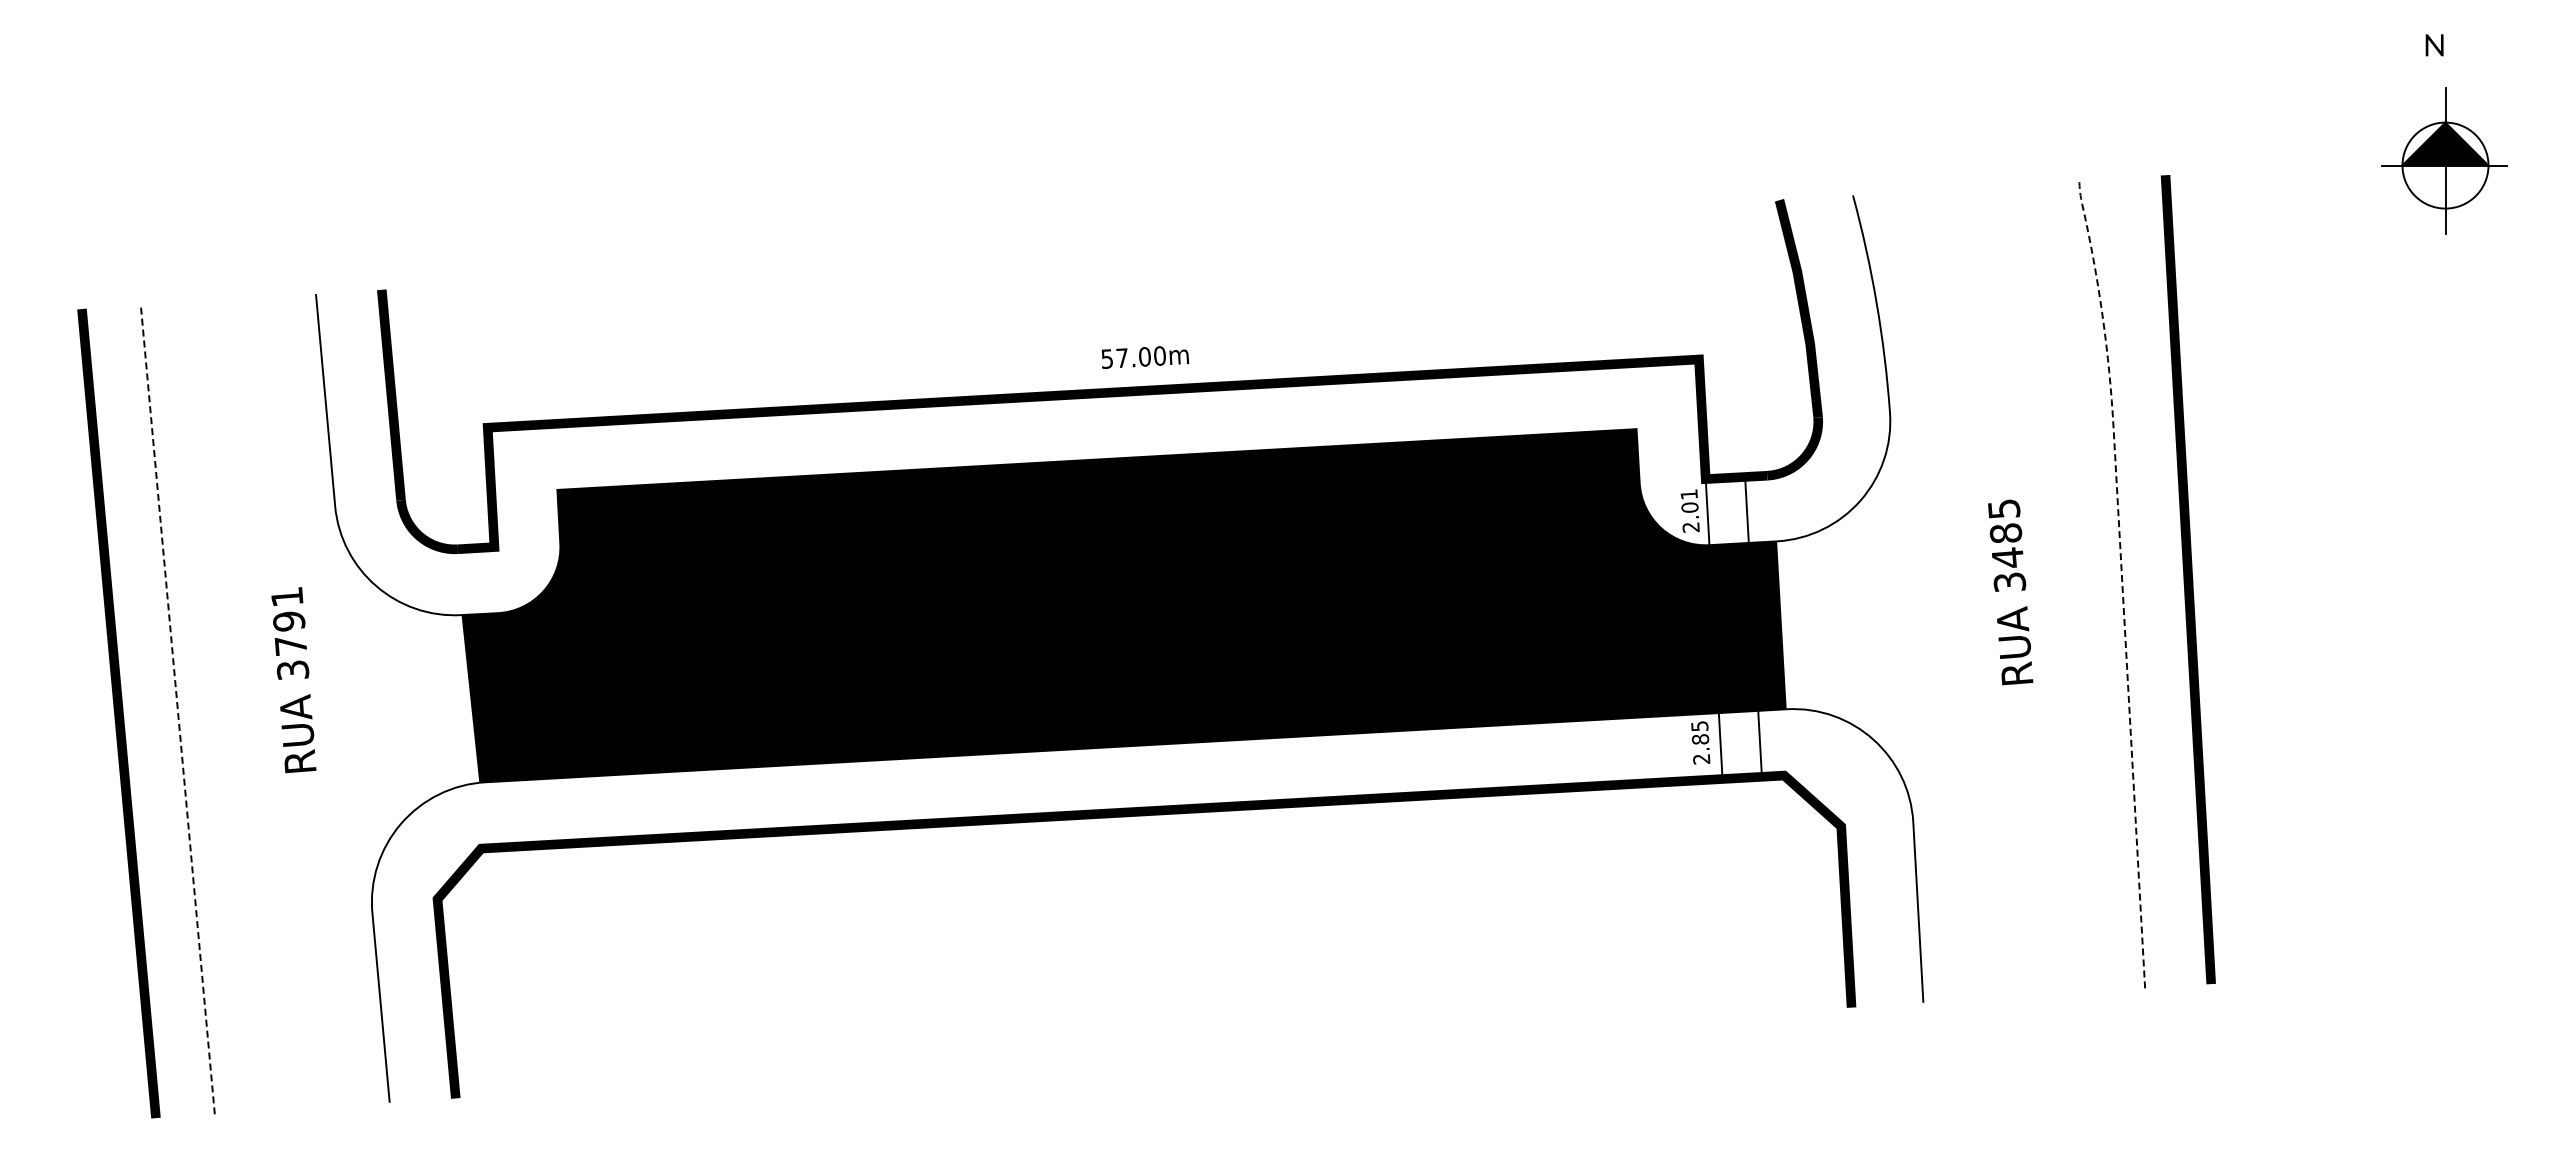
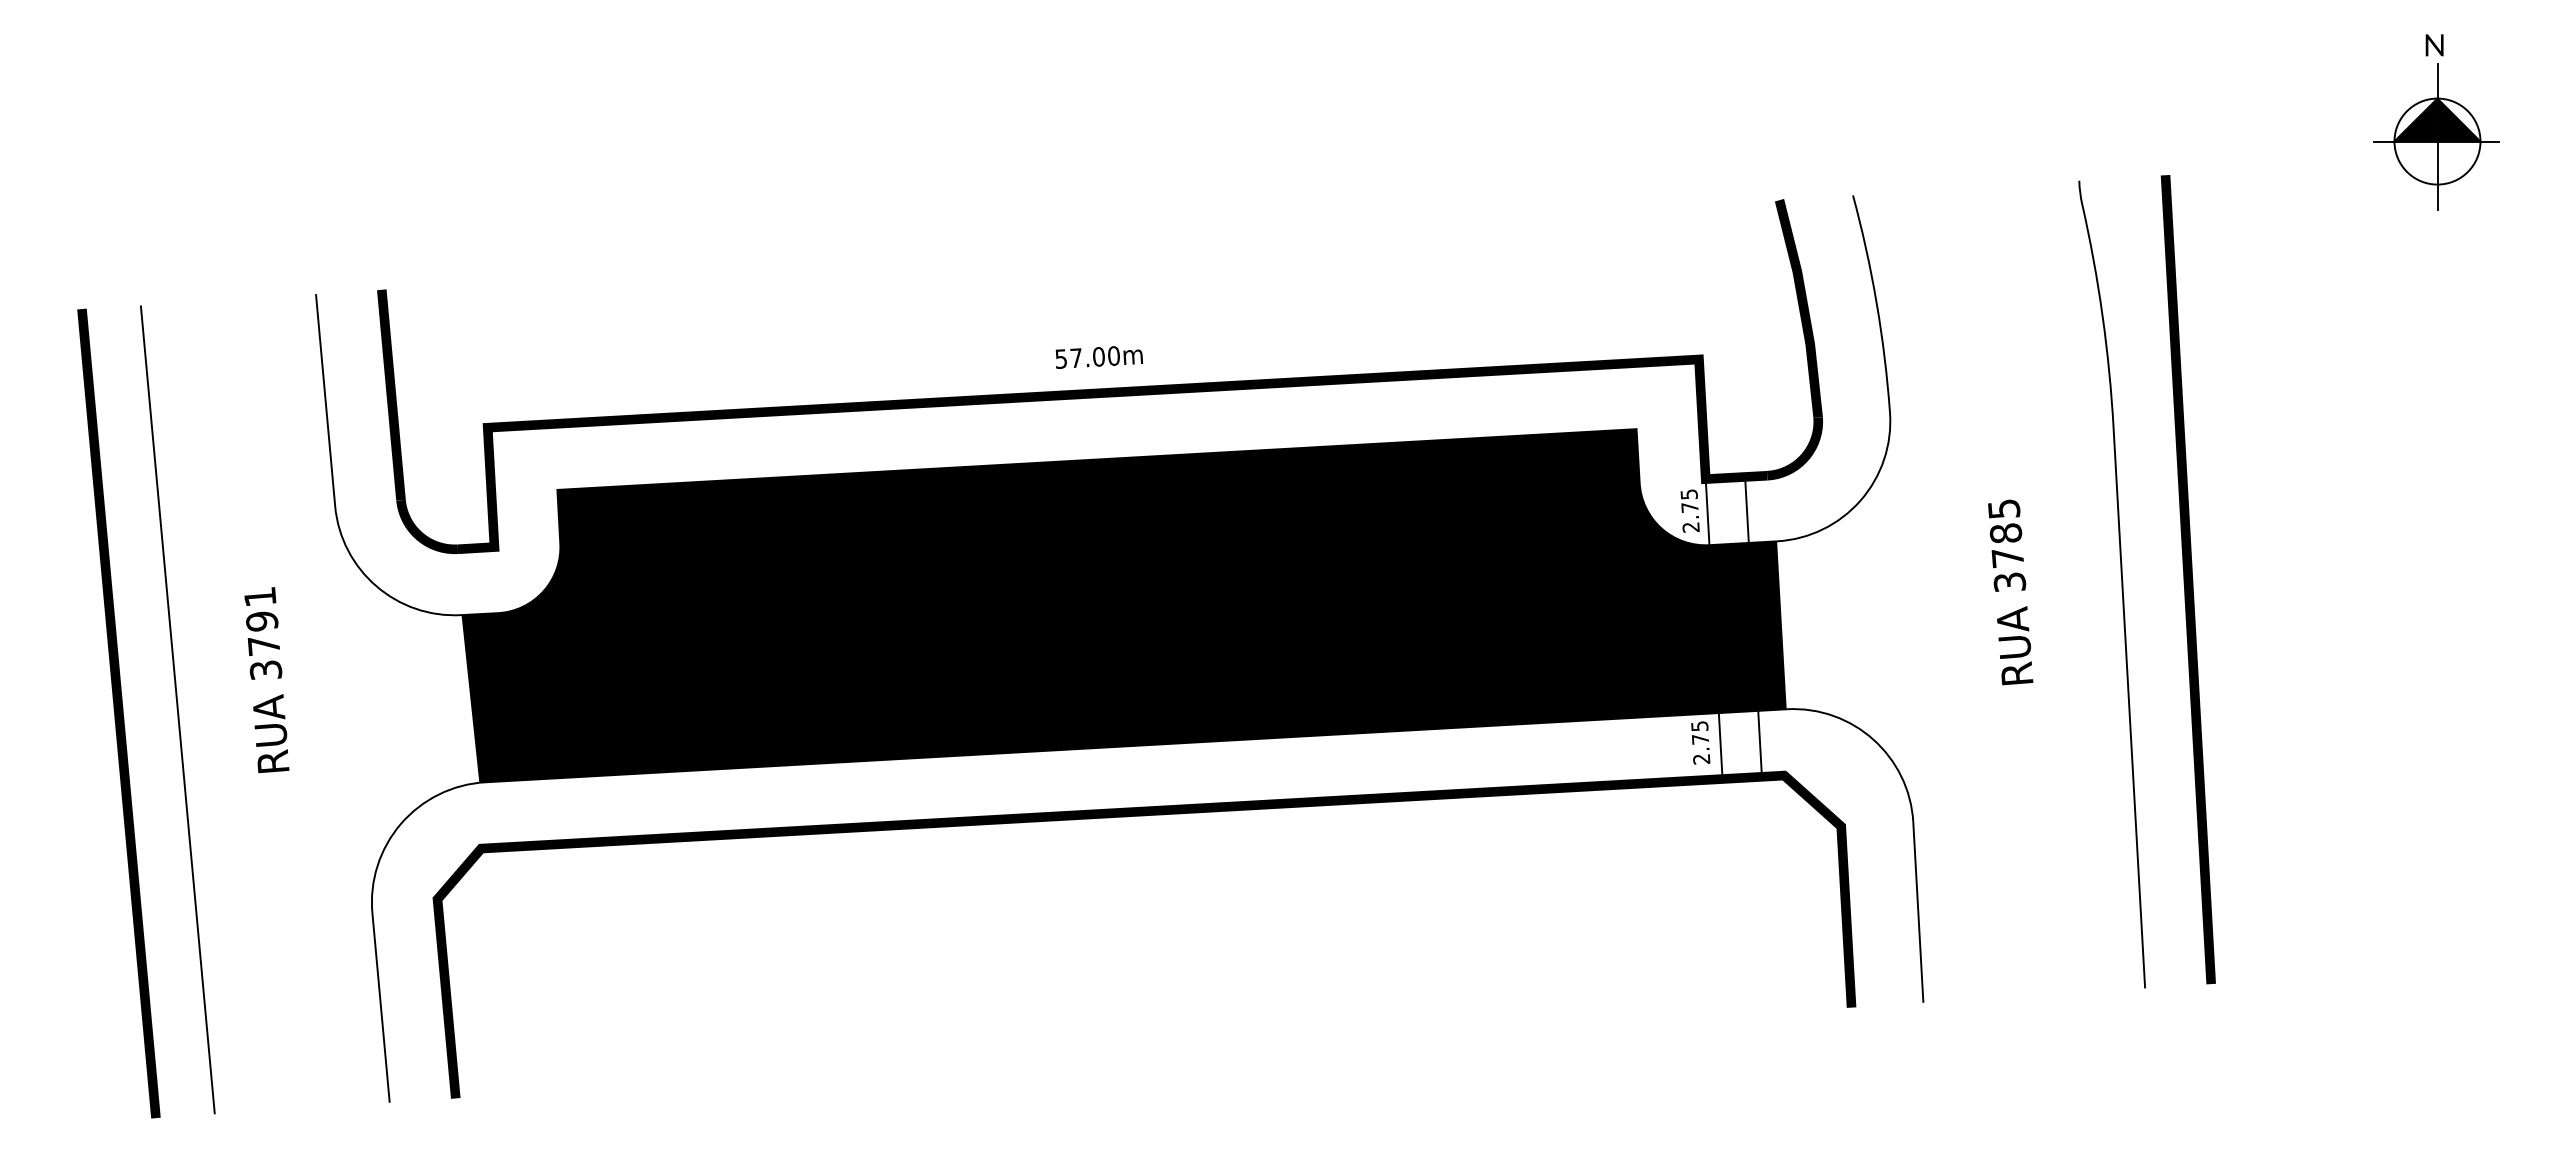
part position: (2444, 160) -> (2436, 136) (2436, 136)
text position: (1145, 357) -> (1099, 357) (1099, 357)
text: 2.01 -> 2.75 (1689, 500)
text: 3485 -> 3785 (2007, 557)
line: dashed -> solid (2121, 574)
text position: (293, 680) -> (266, 680) (266, 680)
line: dashed -> solid (177, 709)
text: 2.85 -> 2.75 (1700, 739)
